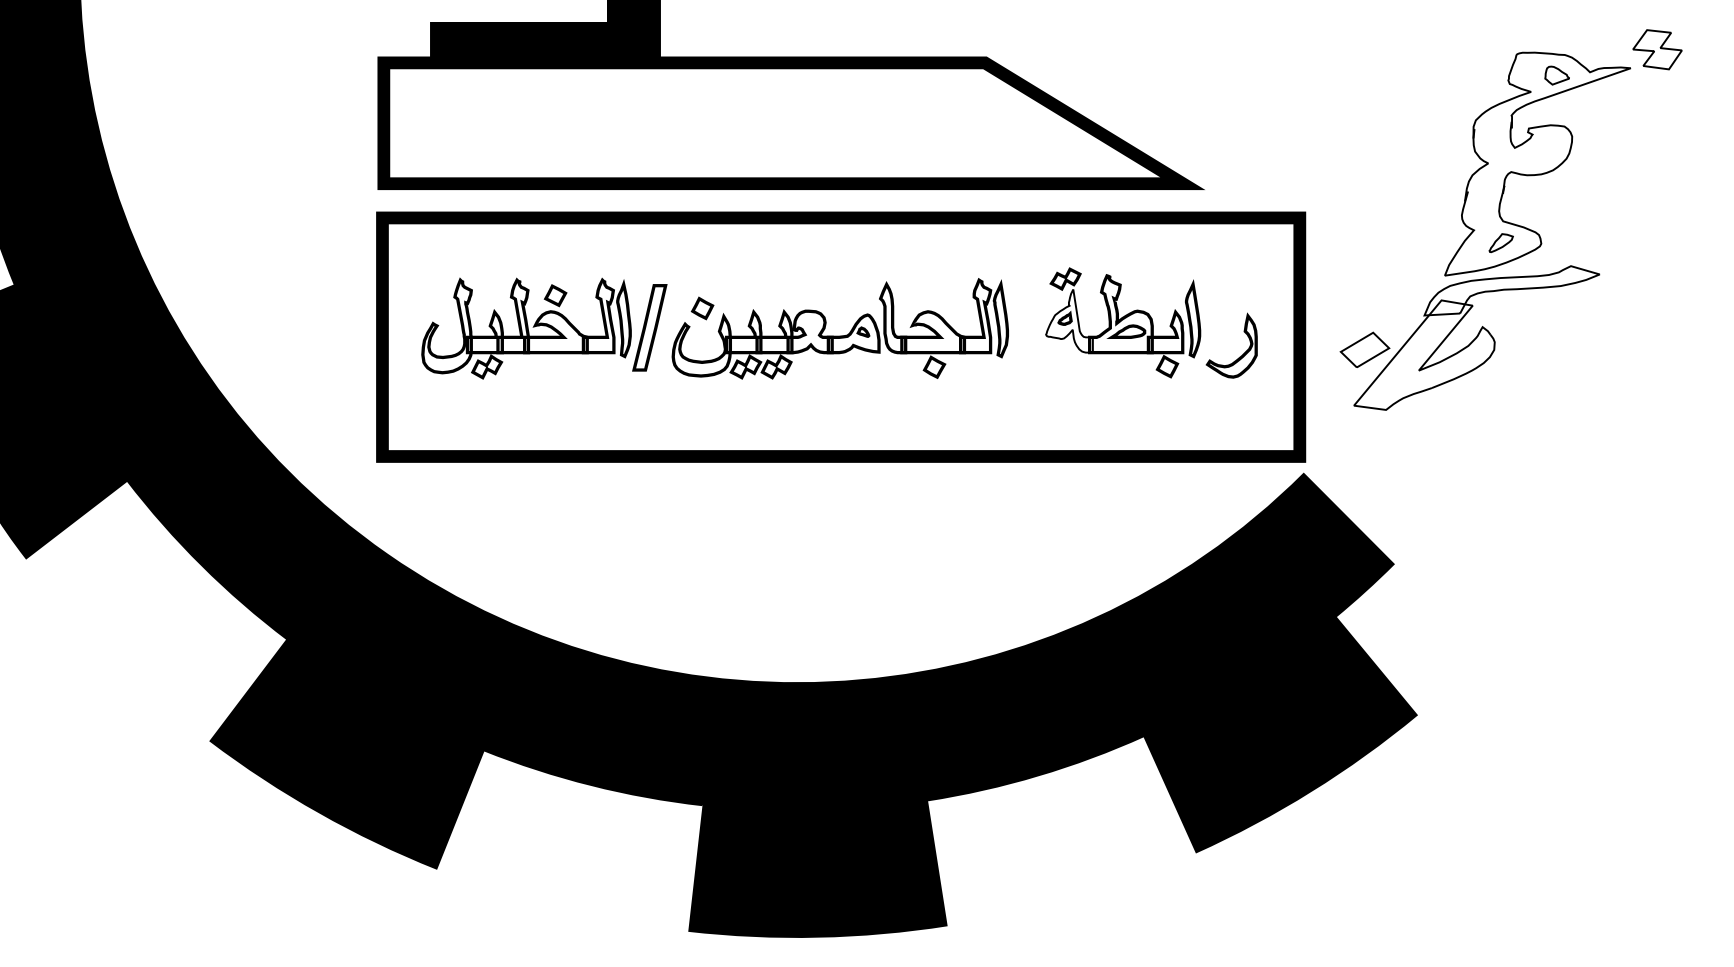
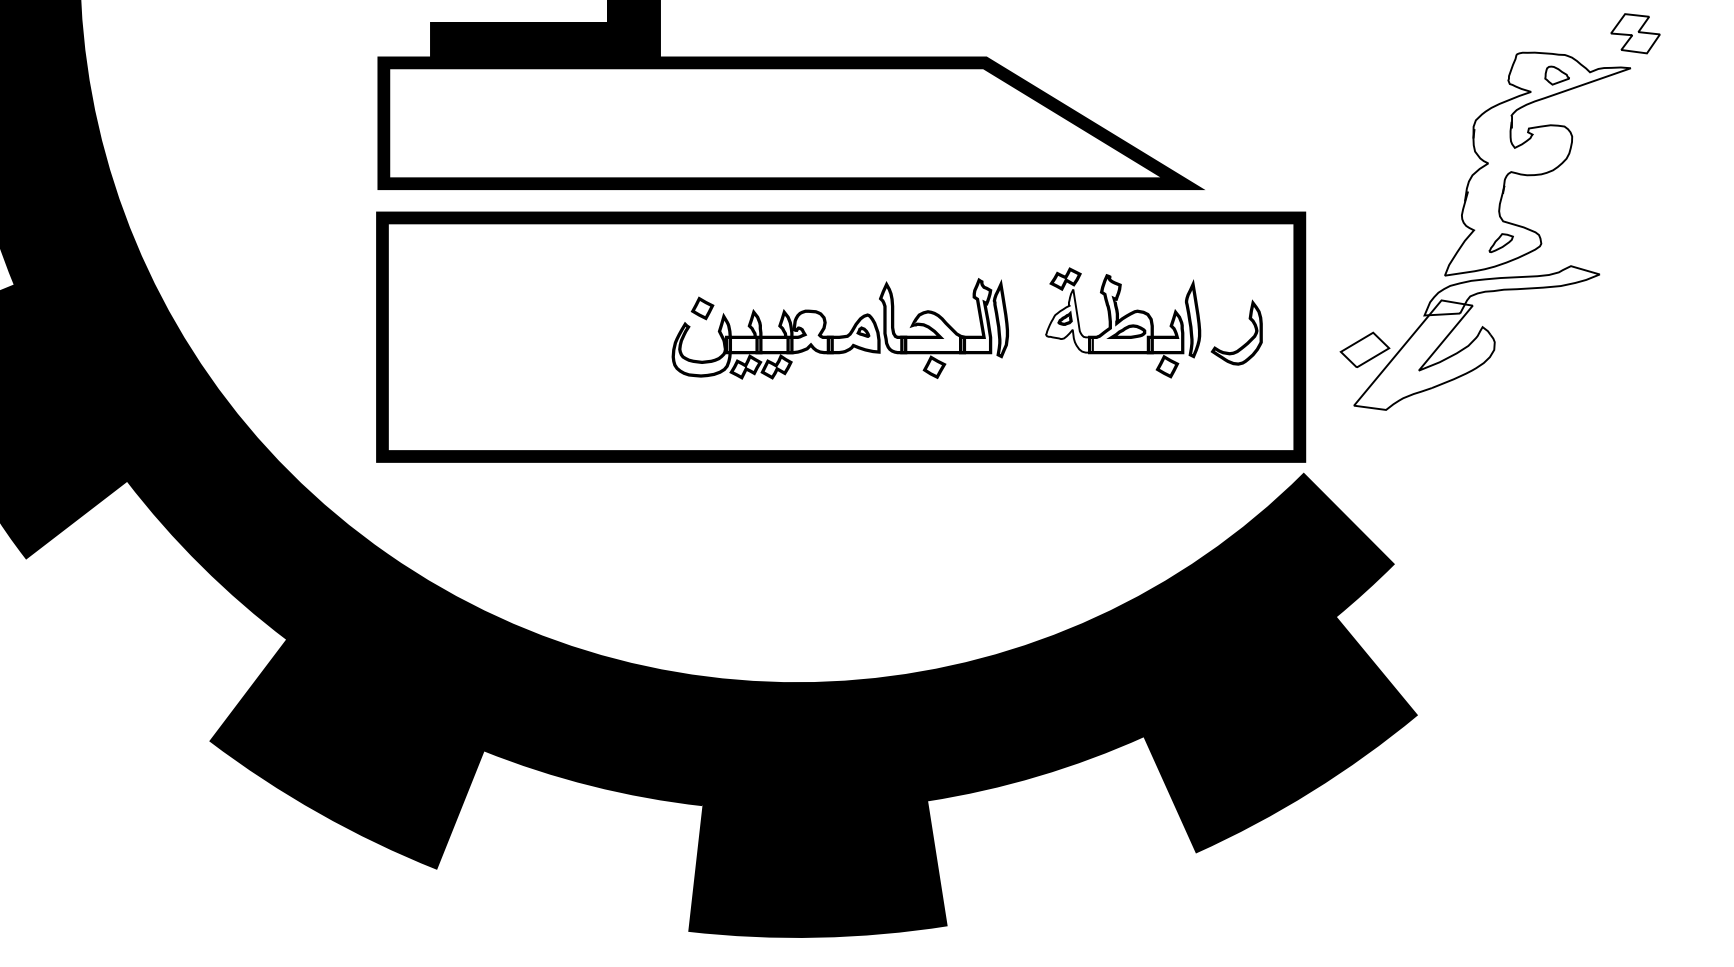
part position: (1657, 49) -> (1635, 33) (1635, 33)
part: present -> none (544, 328)
part position: (1239, 356) -> (1244, 343) (1244, 343)
